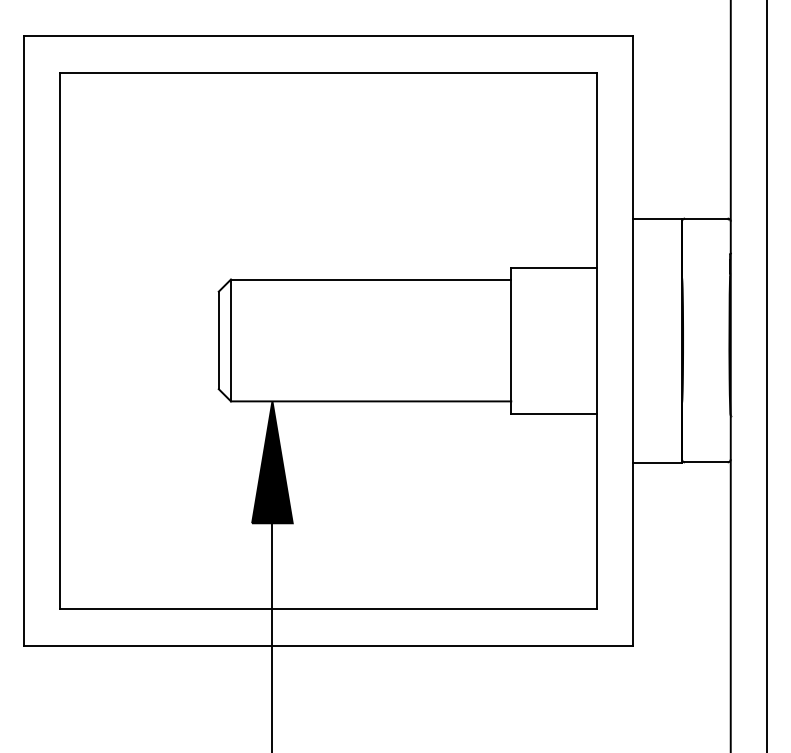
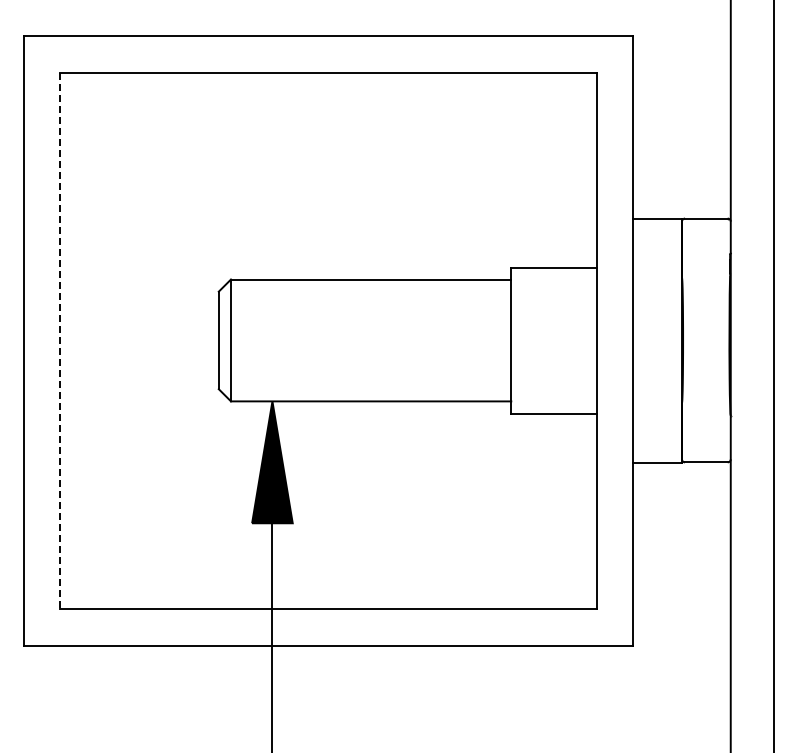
line: solid -> dashed (60, 341)
line position: (767, 375) -> (774, 375) (774, 375)
